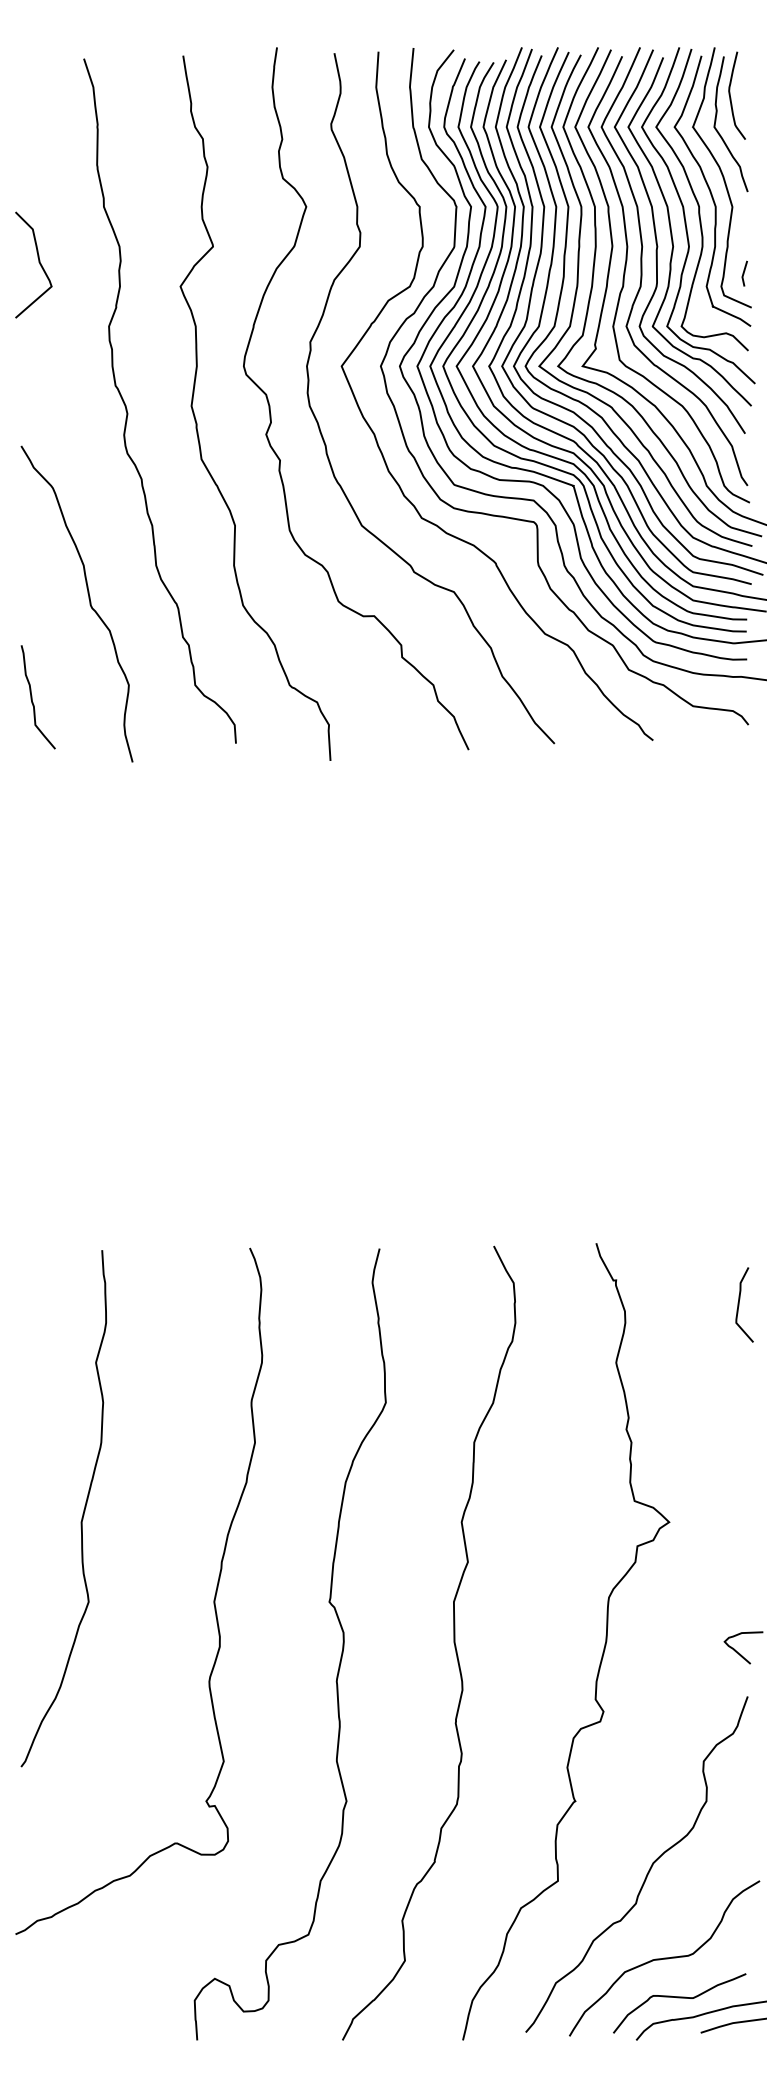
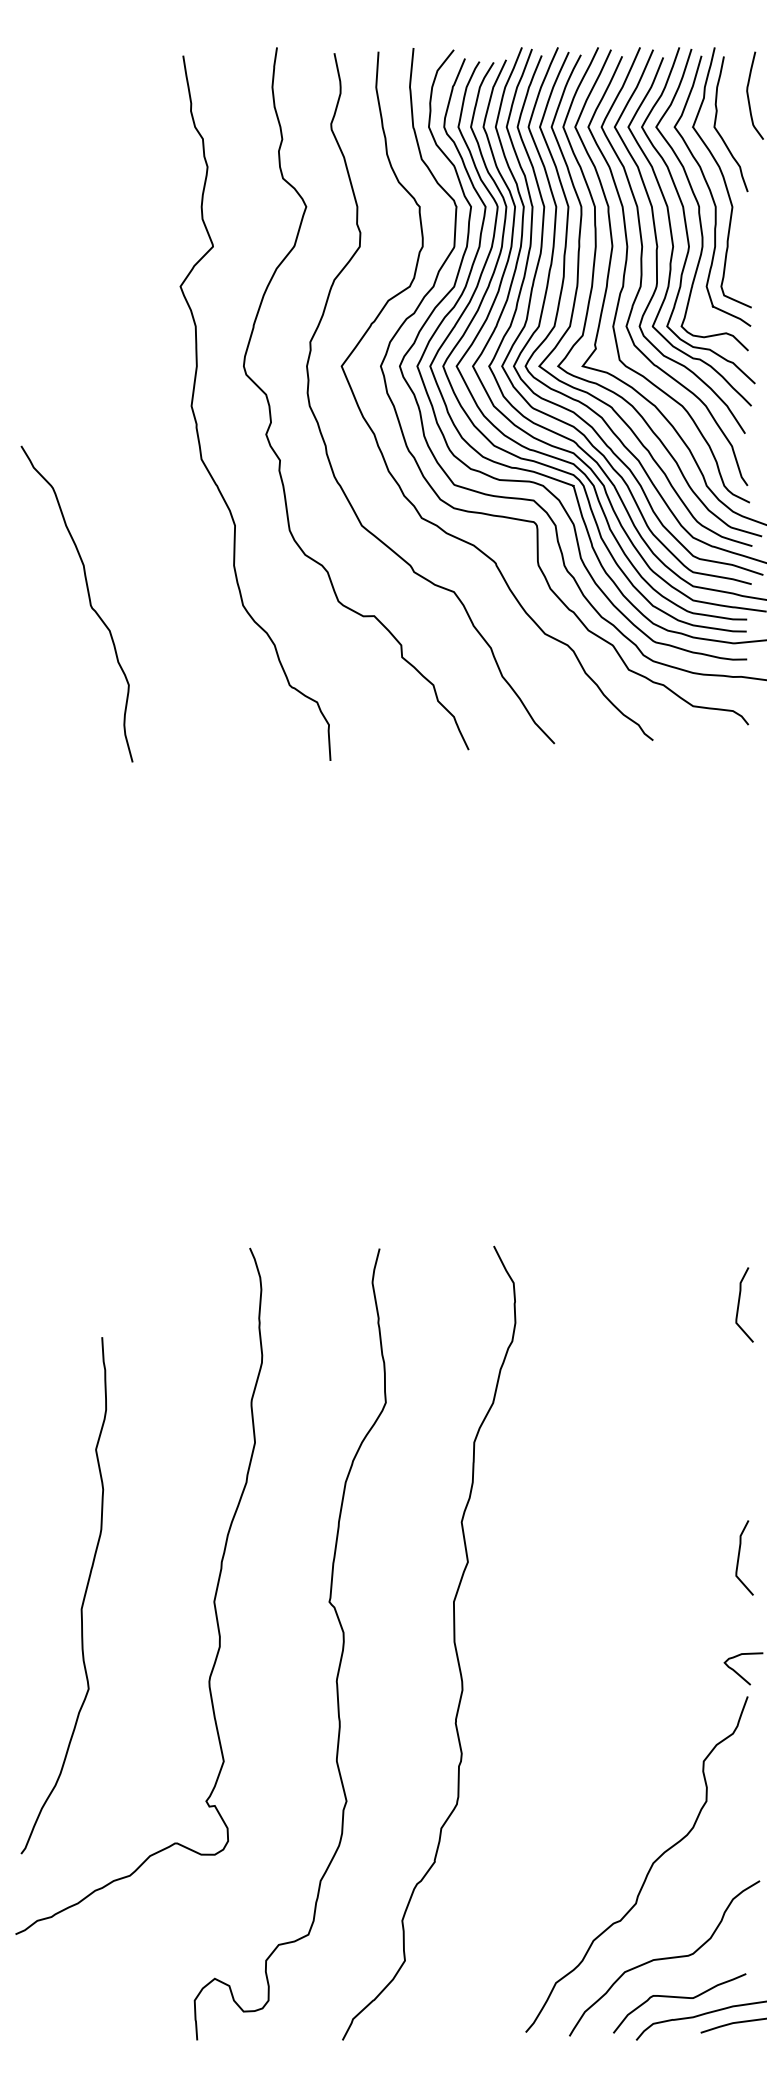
curve position: (731, 97) -> (749, 97) (749, 97)
curve: present -> none (38, 262)
line: present -> none (744, 273)
curve: present -> none (127, 408)
curve: present -> none (32, 697)
curve position: (82, 1513) -> (82, 1600) (82, 1600)
curve: none -> present (739, 1557)
curve: present -> none (602, 1652)
curve position: (740, 1653) -> (740, 1674) (740, 1674)
